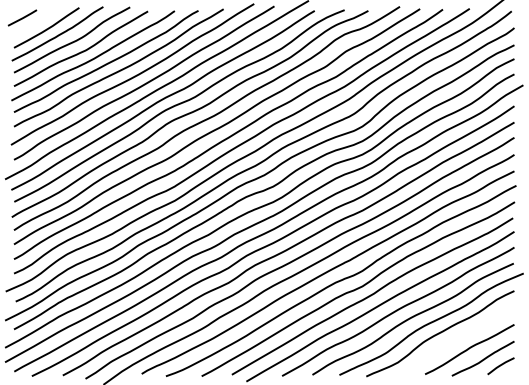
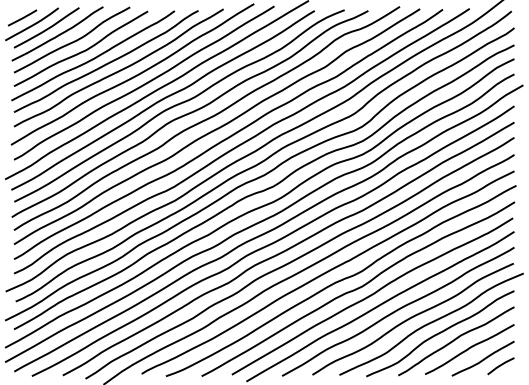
curve: none -> present (32, 24)
curve: none -> present (455, 340)
